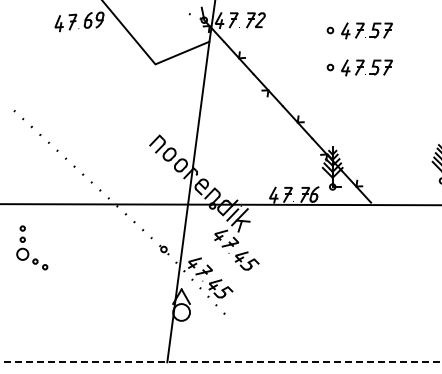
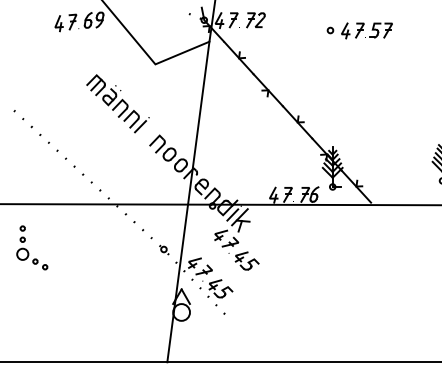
part: present -> none (359, 67)
part: none -> present (117, 103)
line: dashed -> solid (221, 362)
